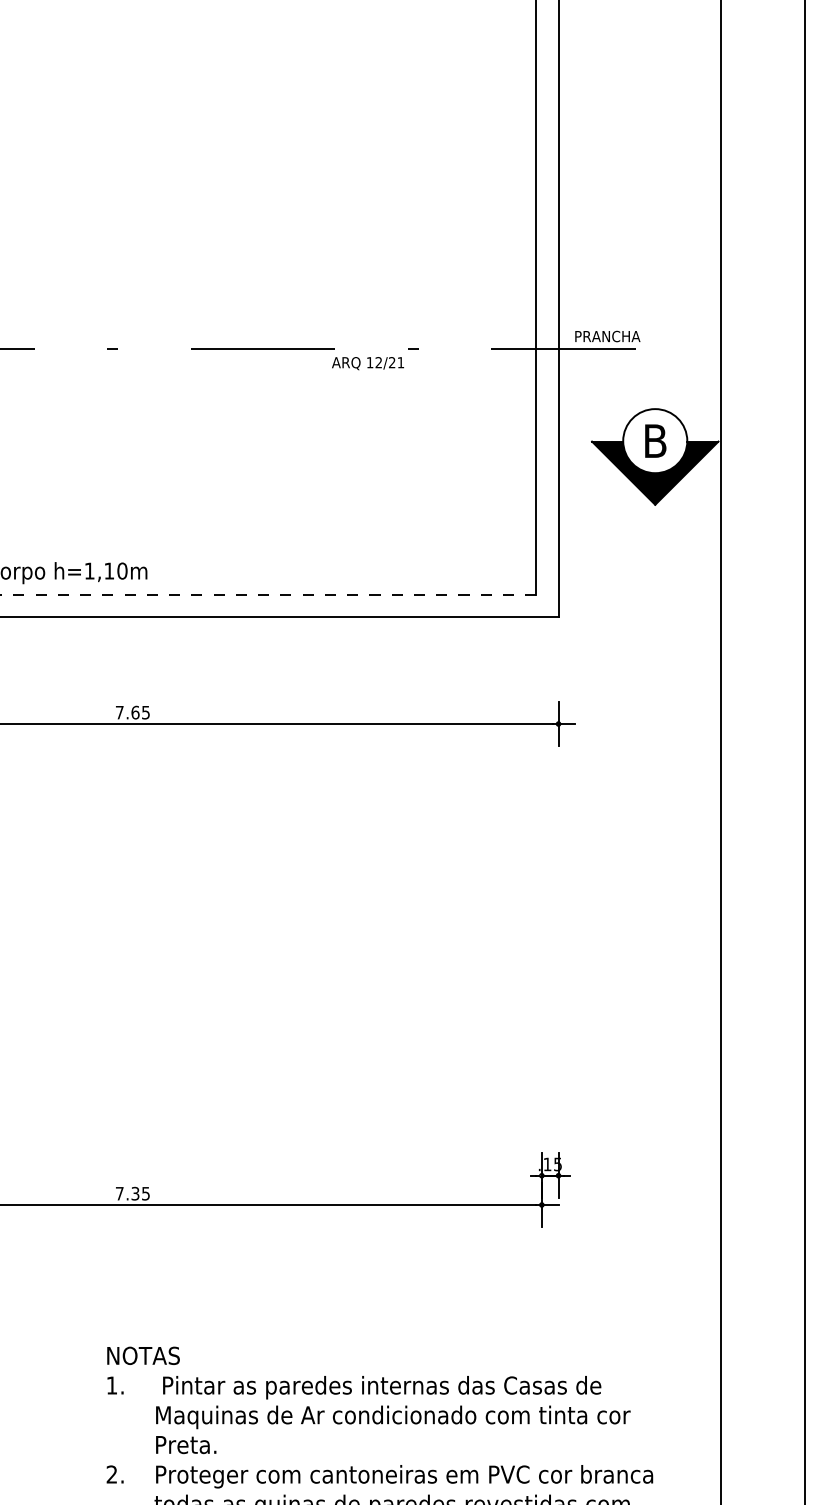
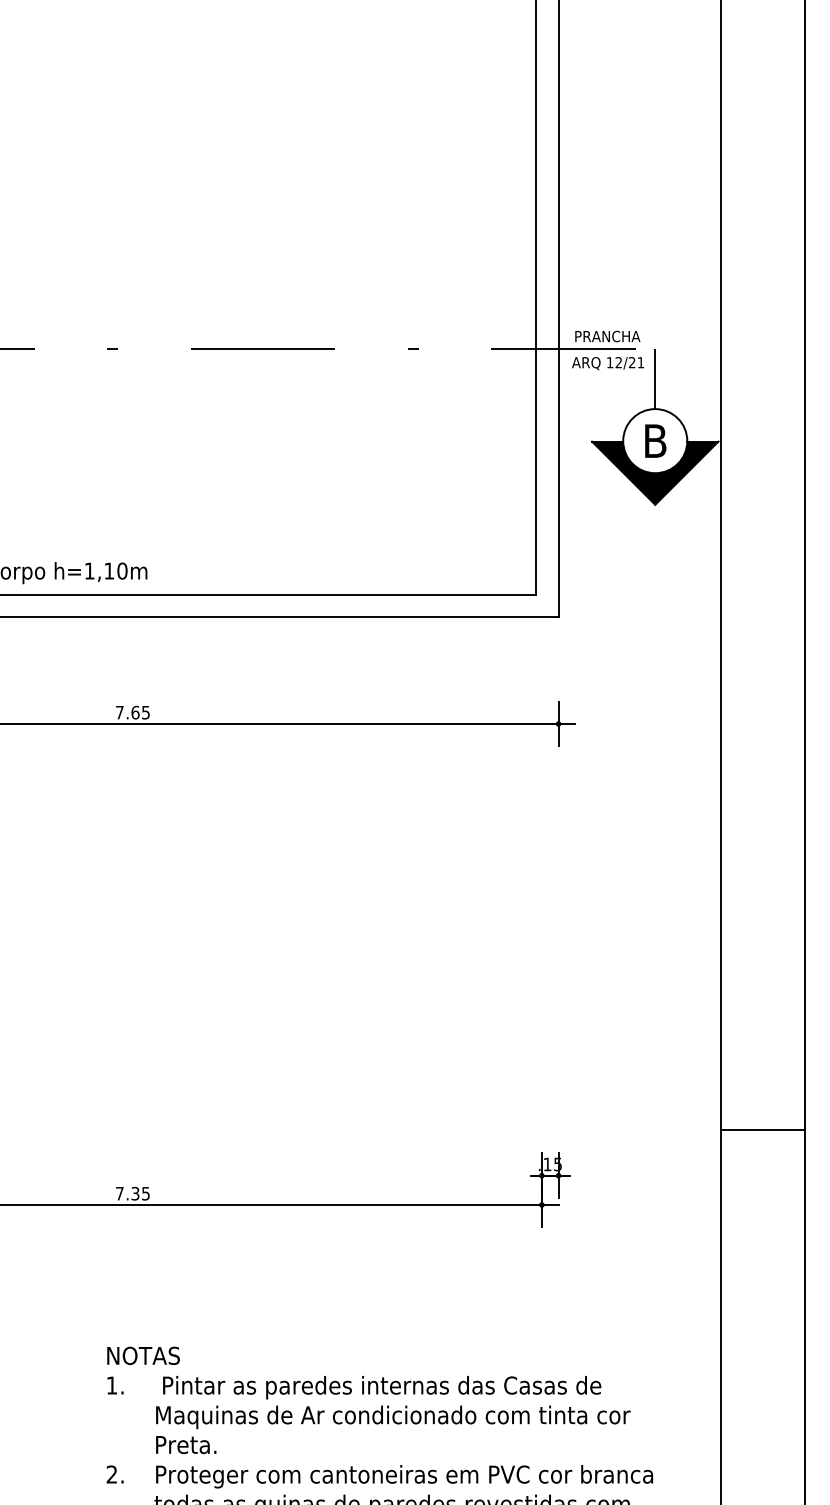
text position: (367, 363) -> (607, 363) (607, 363)
line: none -> present (655, 379)
line: dashed -> solid (268, 594)
line: none -> present (762, 1129)
